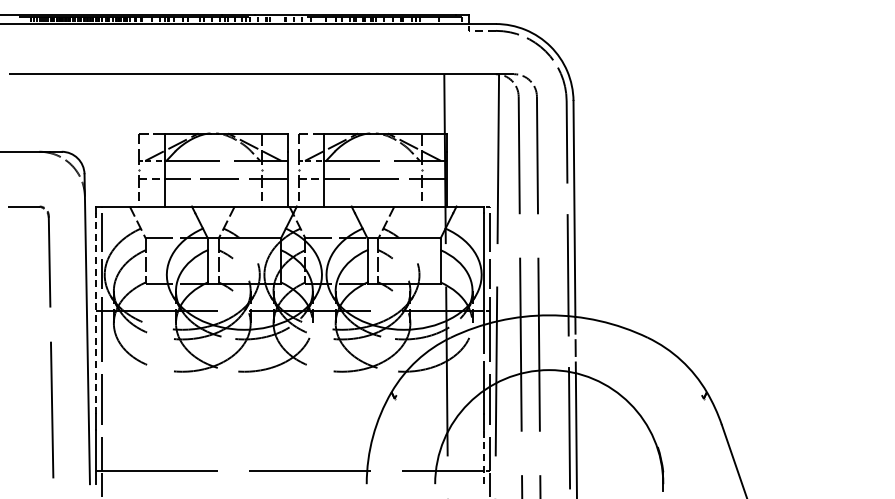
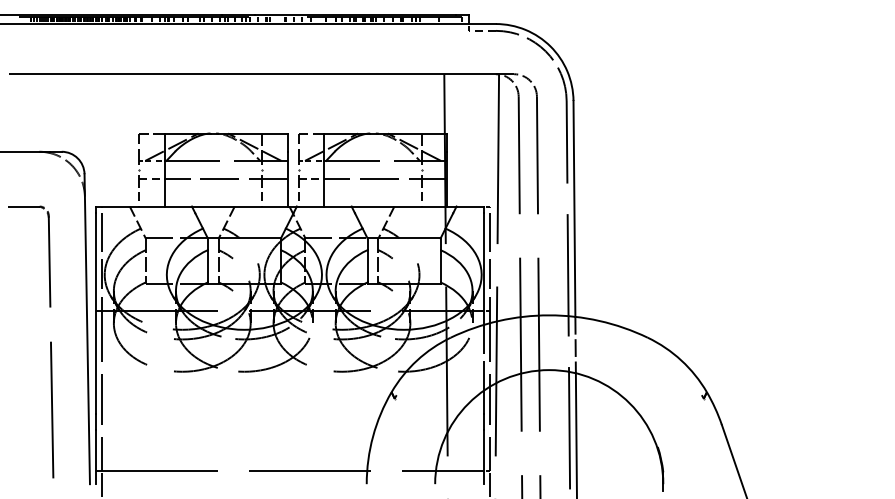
line: dashed -> solid (96, 313)
line: dashed -> solid (483, 457)
